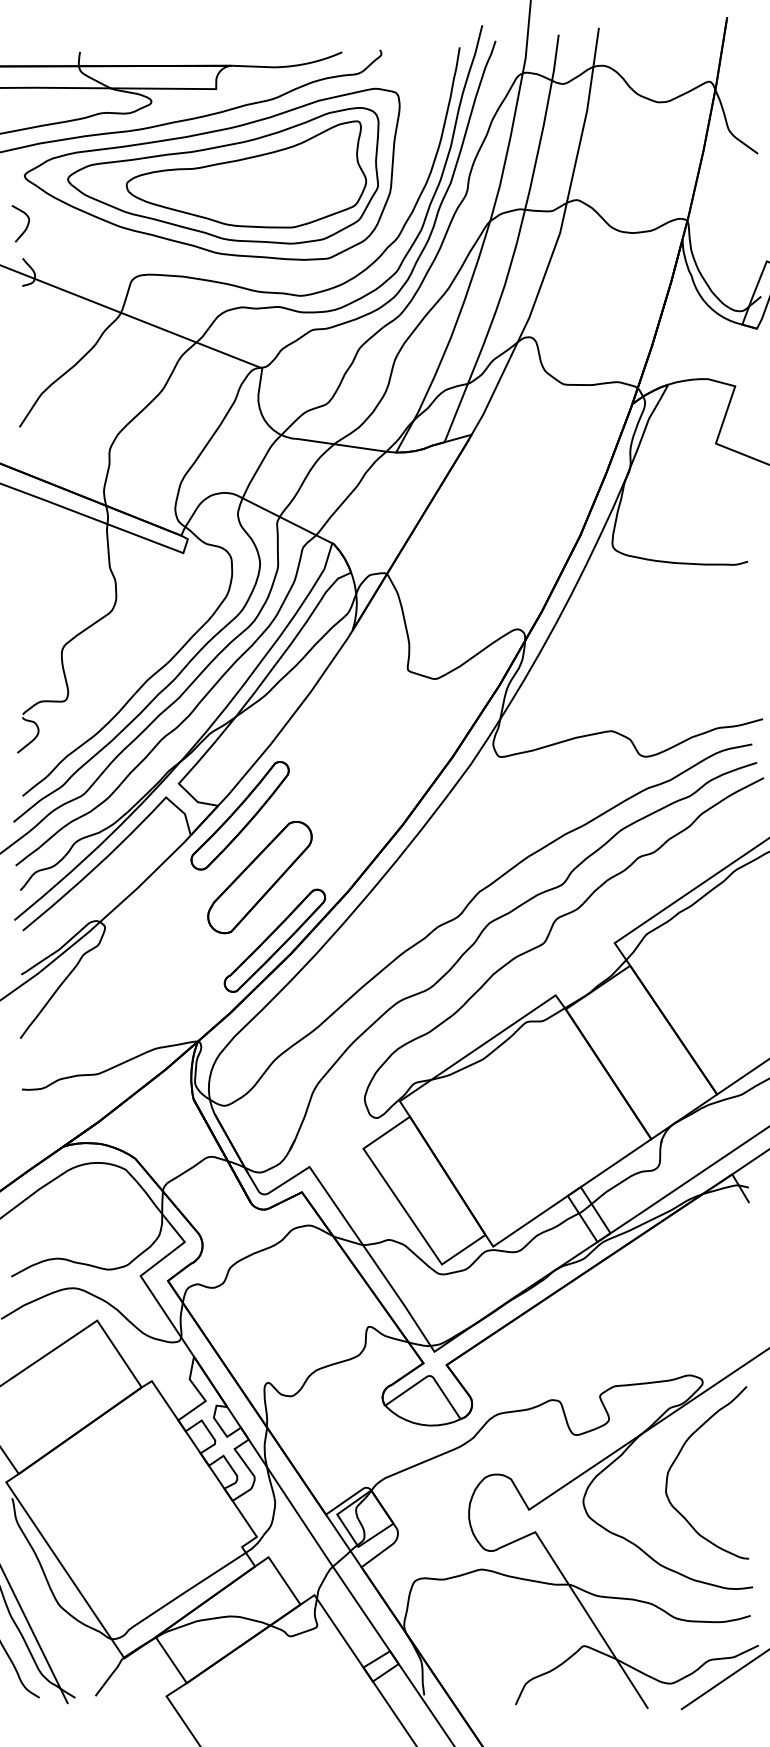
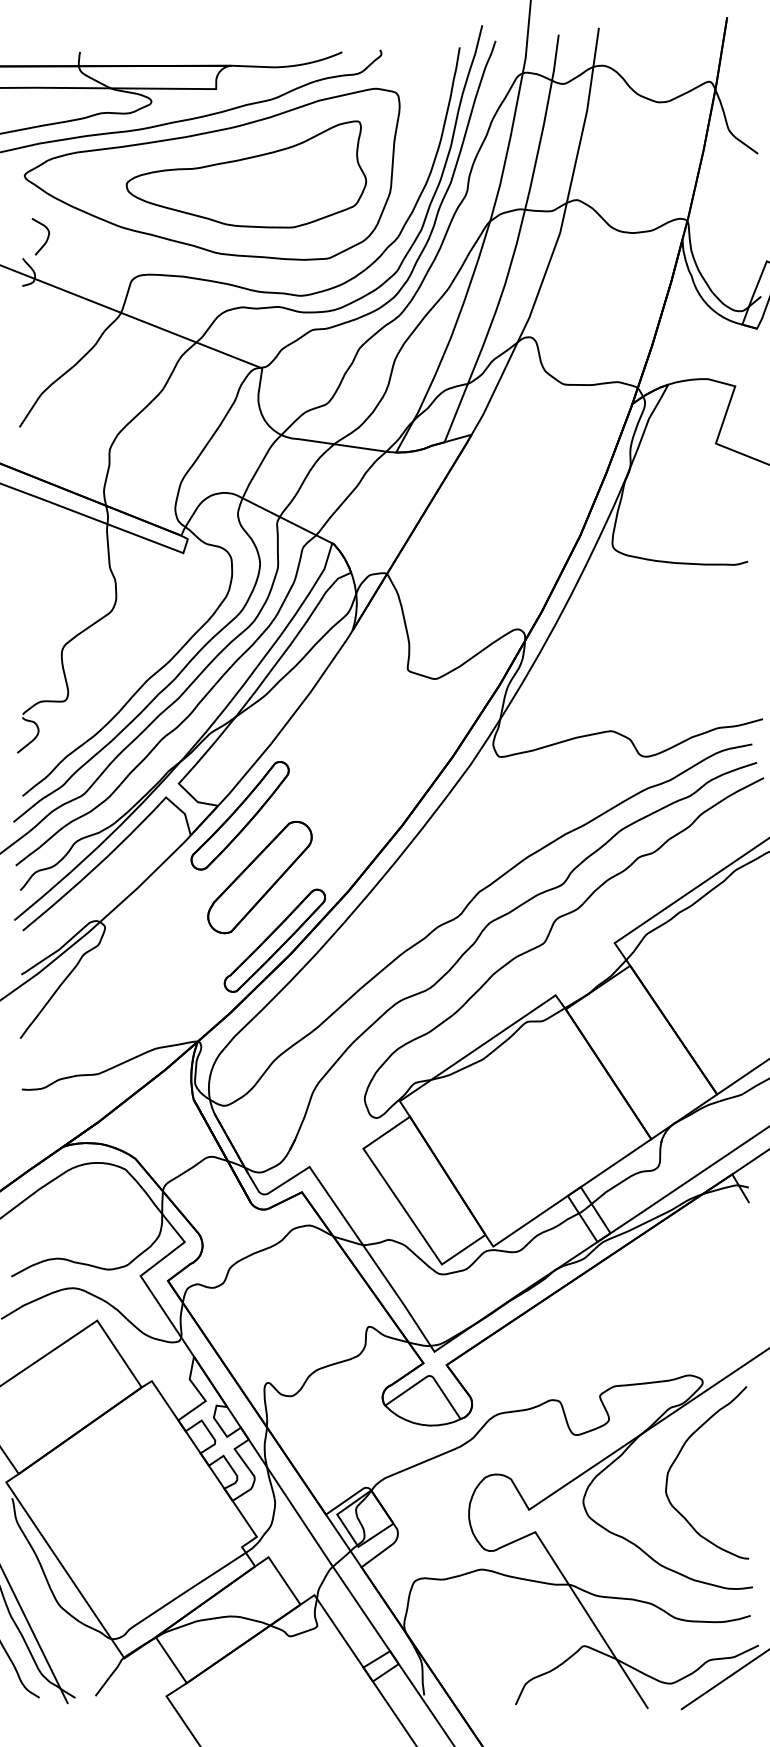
part: present -> none (223, 175)
curve position: (26, 225) -> (46, 238) (46, 238)
